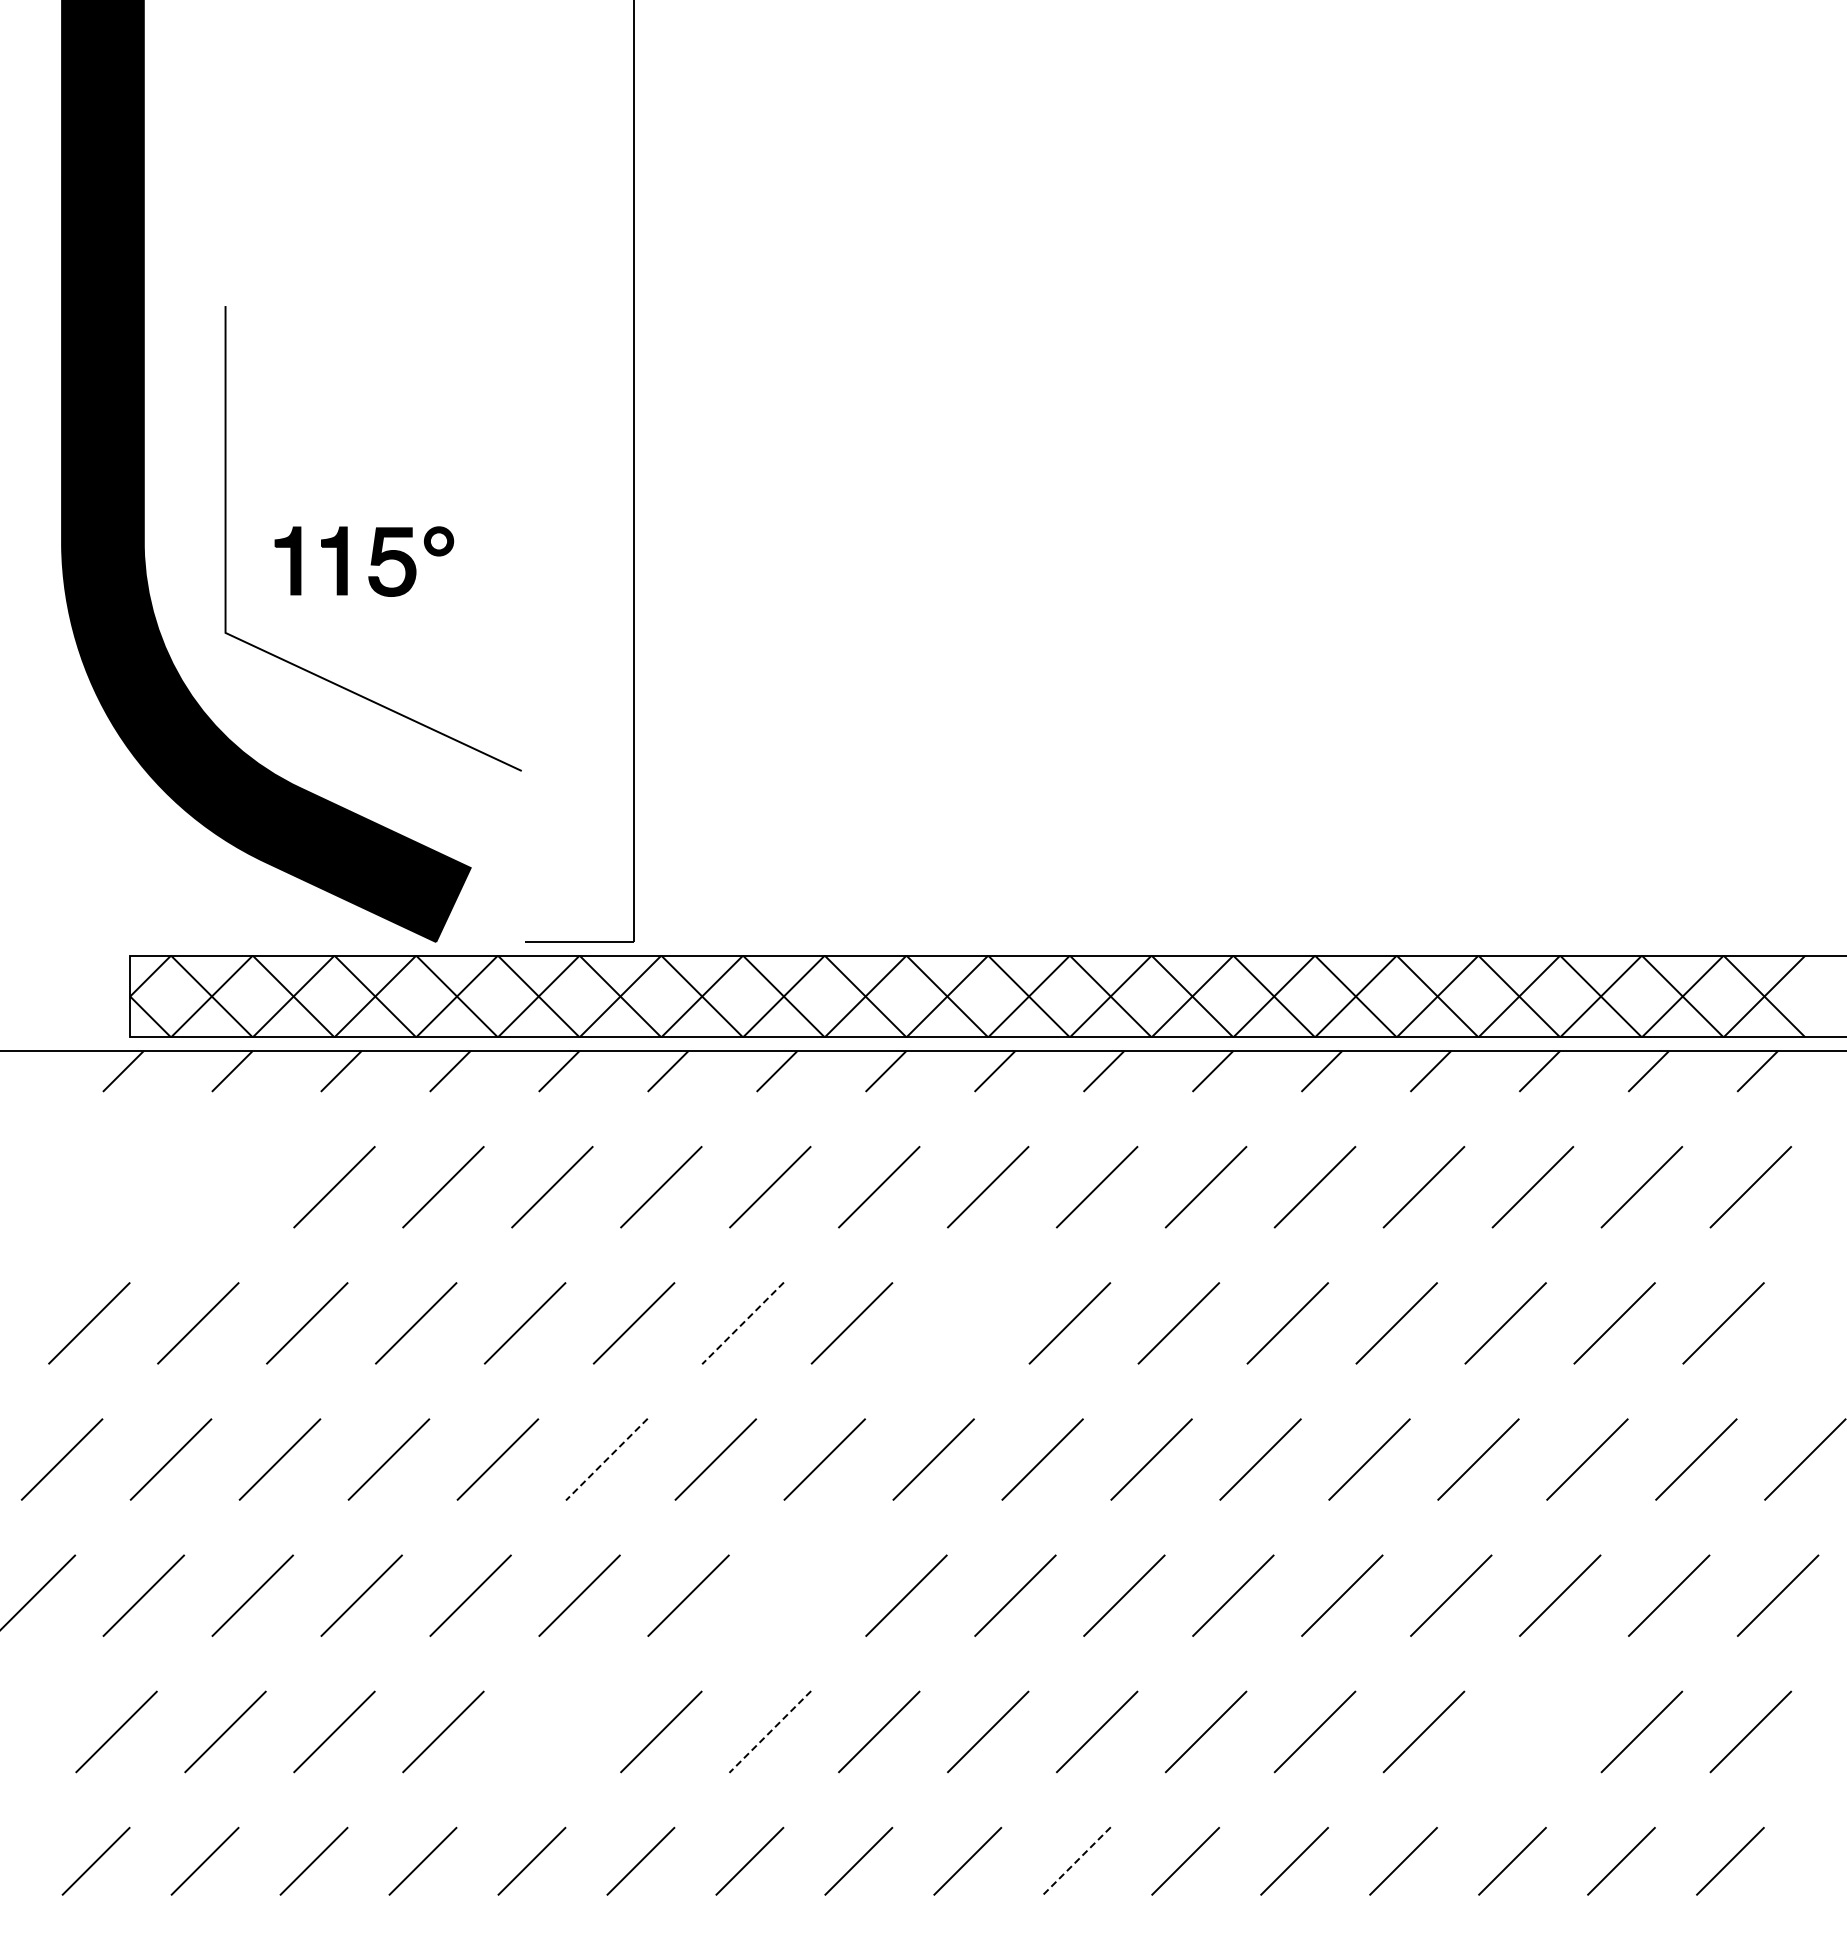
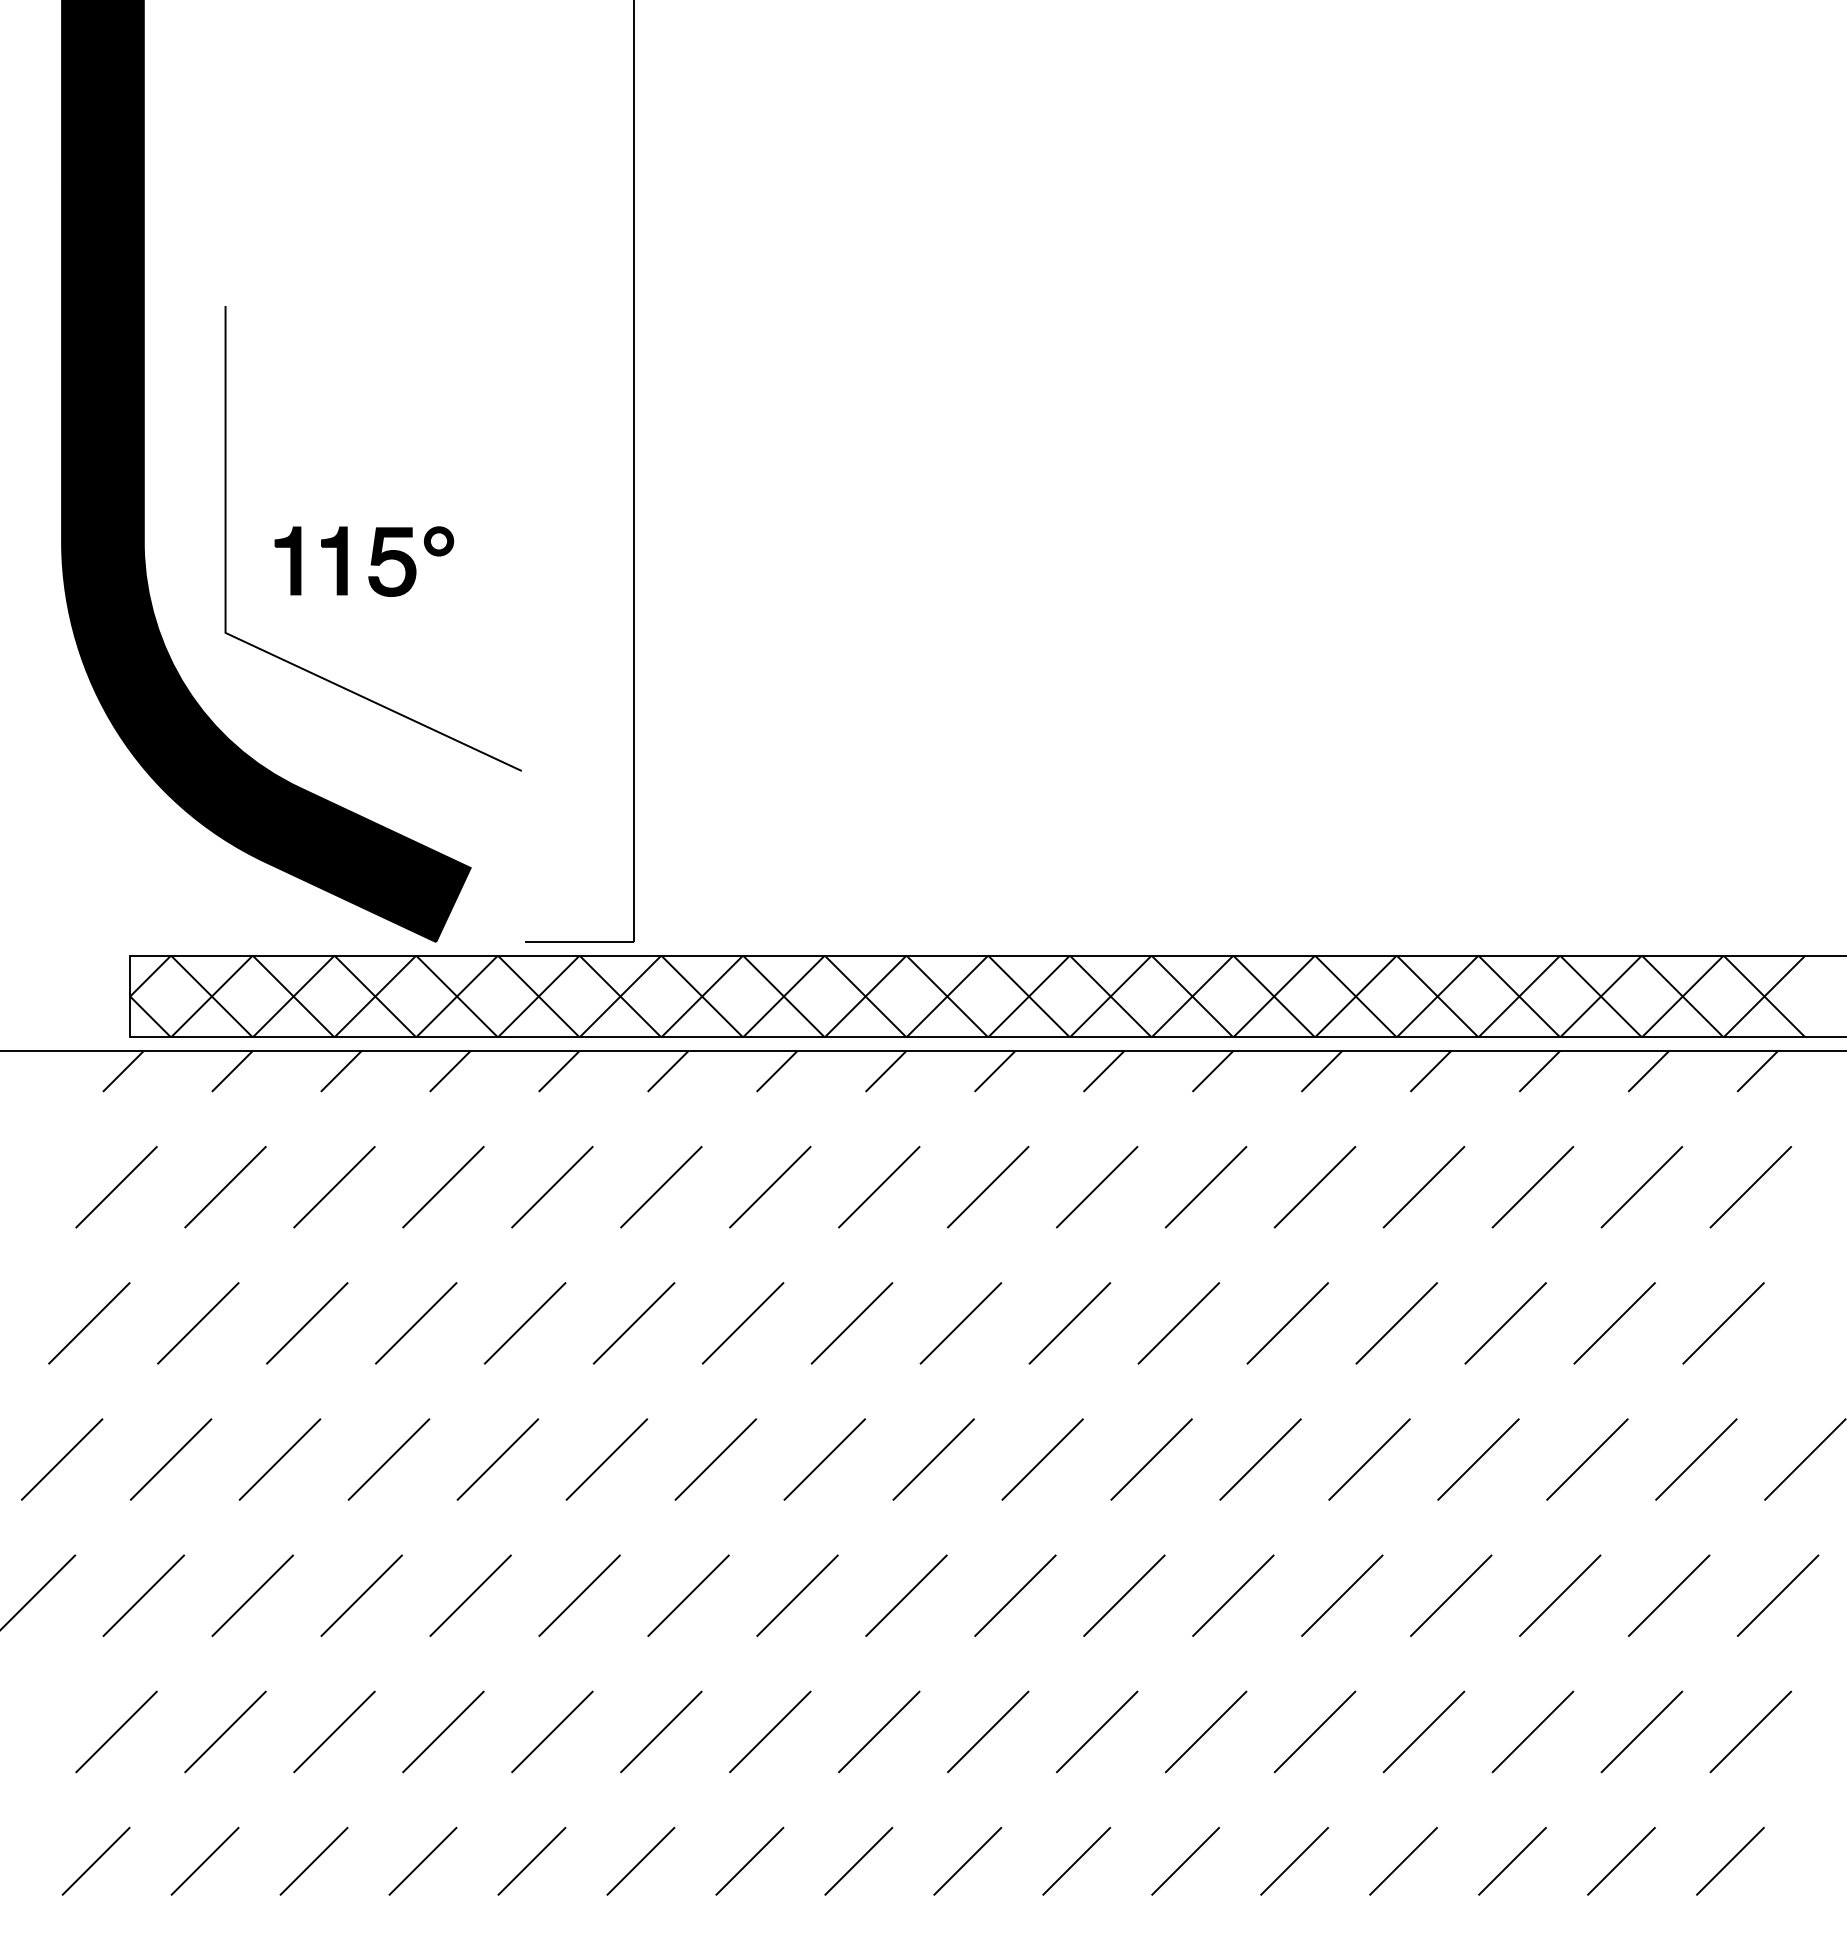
line: none -> present (116, 1187)
line: none -> present (225, 1187)
line: dashed -> solid (743, 1323)
line: none -> present (960, 1323)
line: dashed -> solid (606, 1459)
line: none -> present (797, 1595)
line: none -> present (552, 1731)
line: dashed -> solid (770, 1731)
line: none -> present (1532, 1731)
line: dashed -> solid (1076, 1861)
